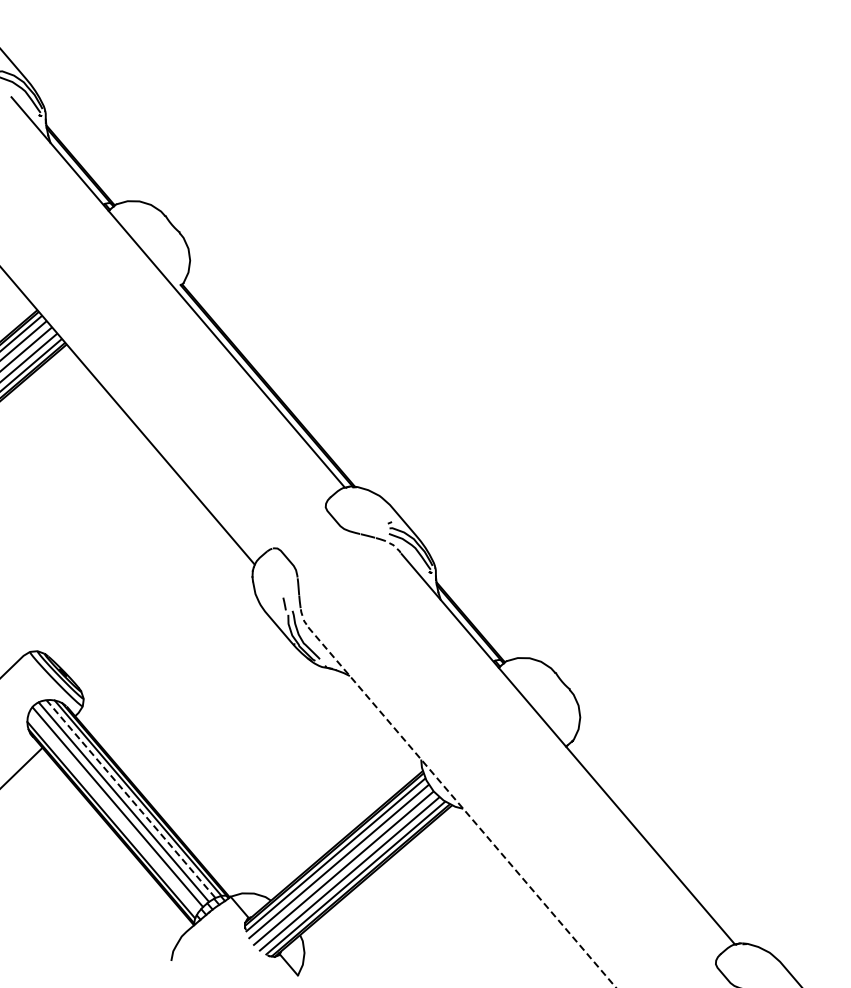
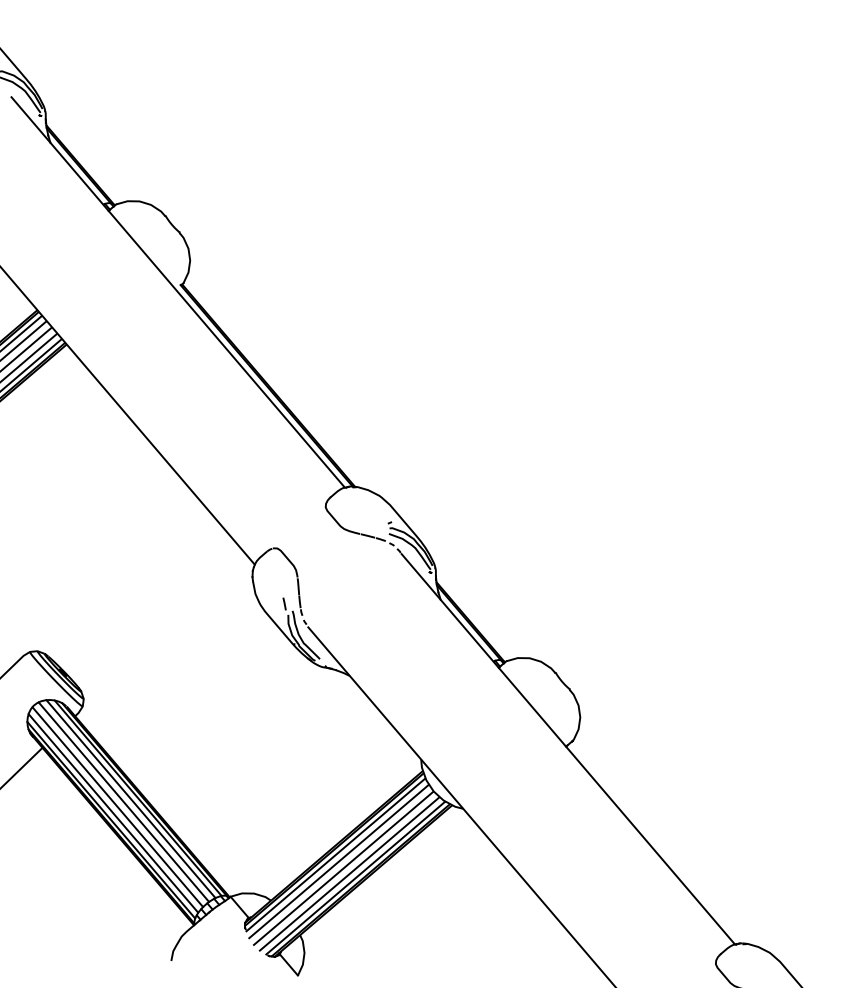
line: dashed -> solid (131, 799)
line: dashed -> solid (462, 807)
line: none -> present (113, 813)
